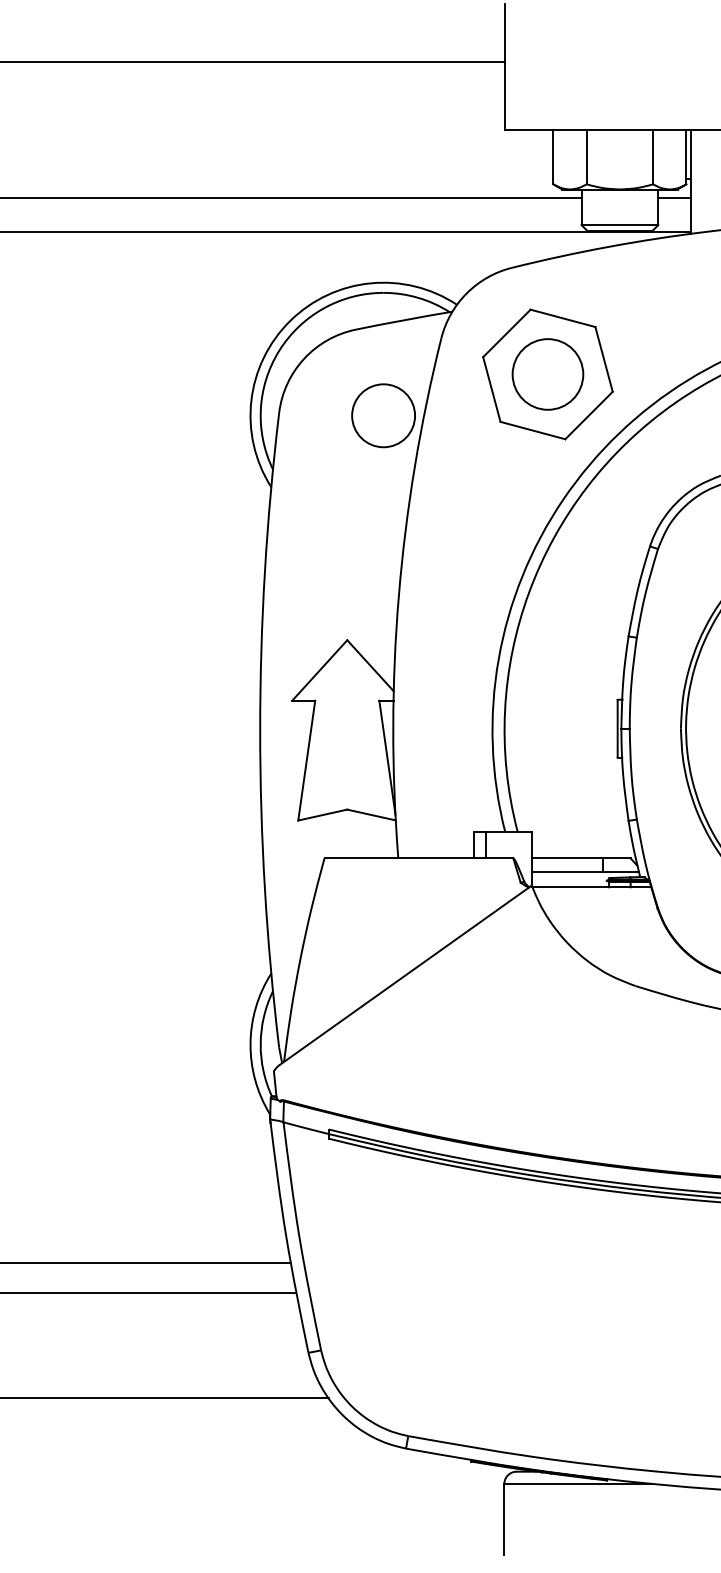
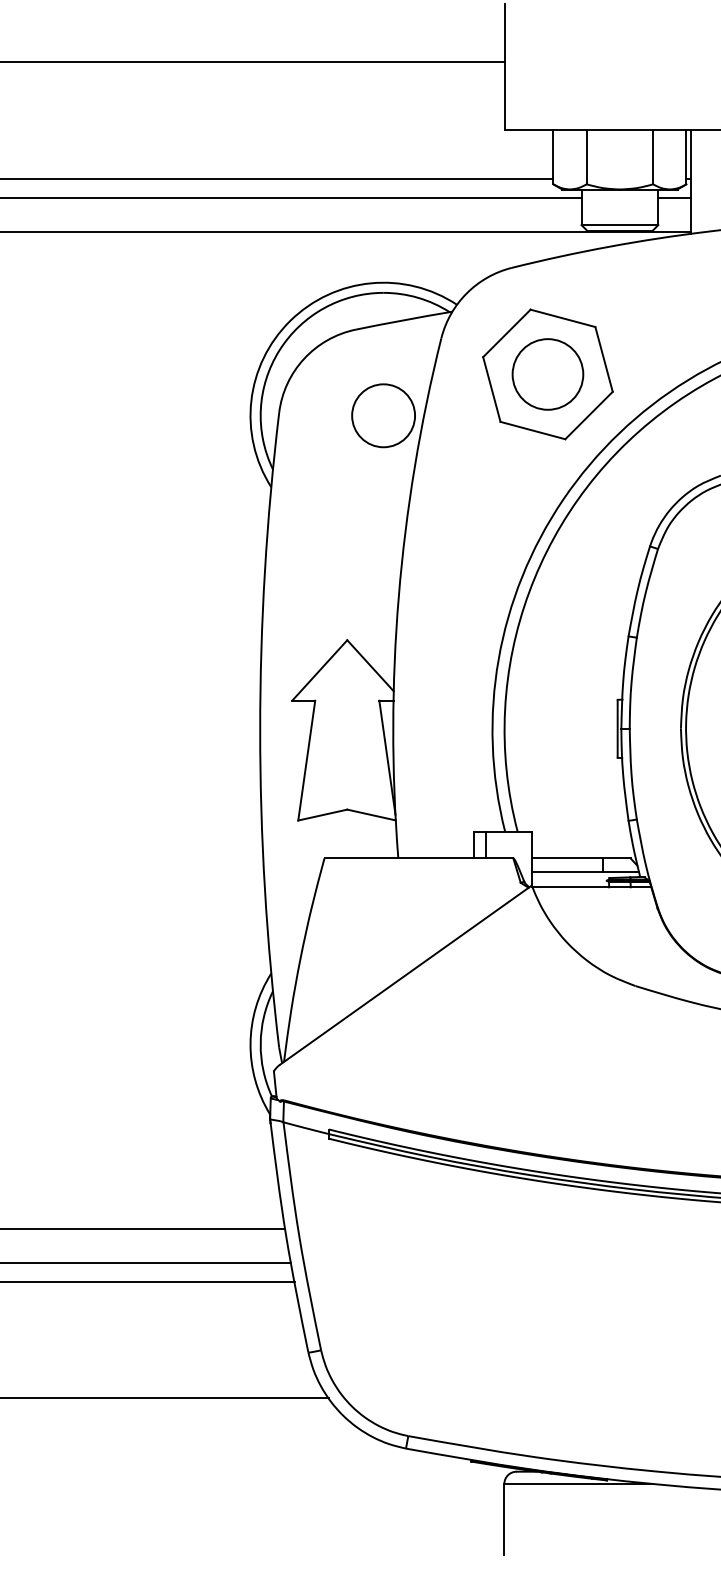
line: none -> present (277, 178)
line: none -> present (143, 1228)
line position: (148, 1293) -> (148, 1282) (148, 1282)
